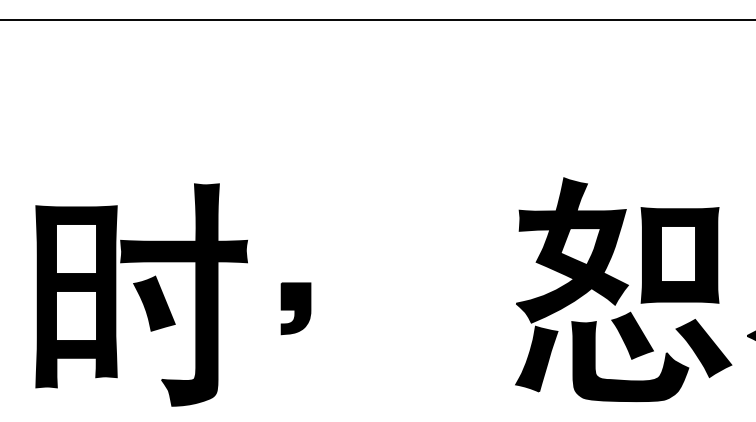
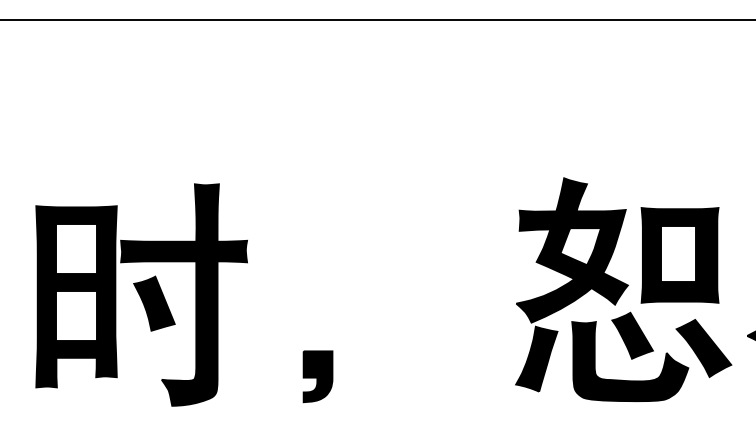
part position: (295, 308) -> (317, 376) (317, 376)
